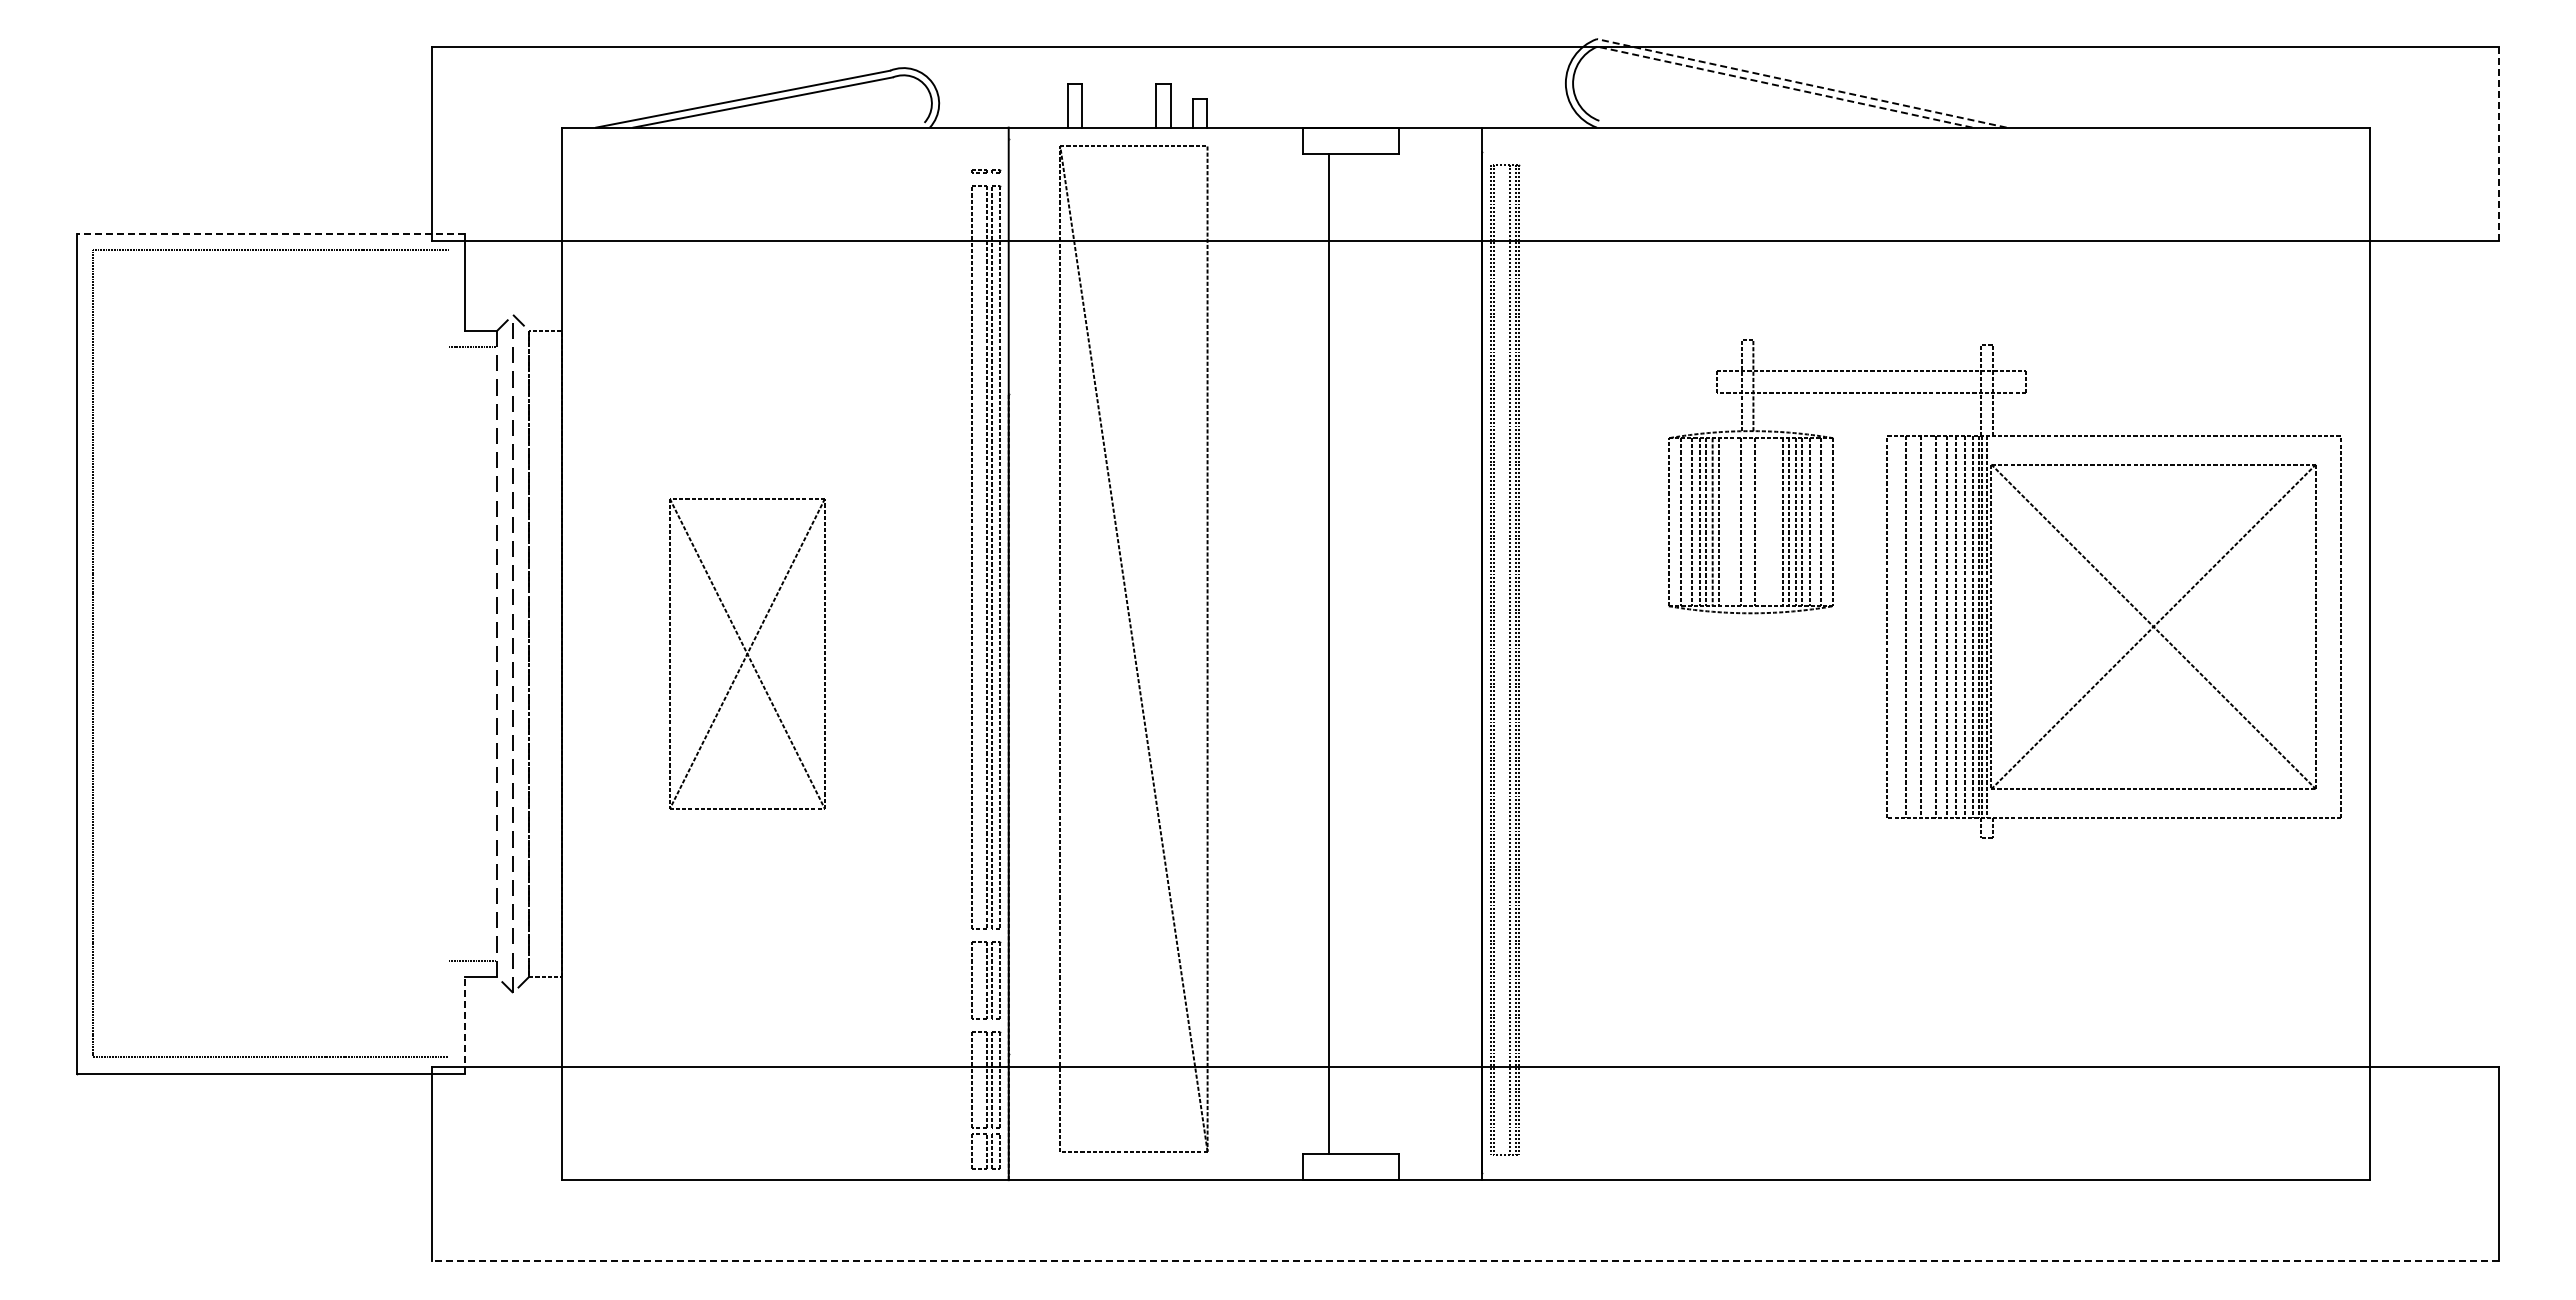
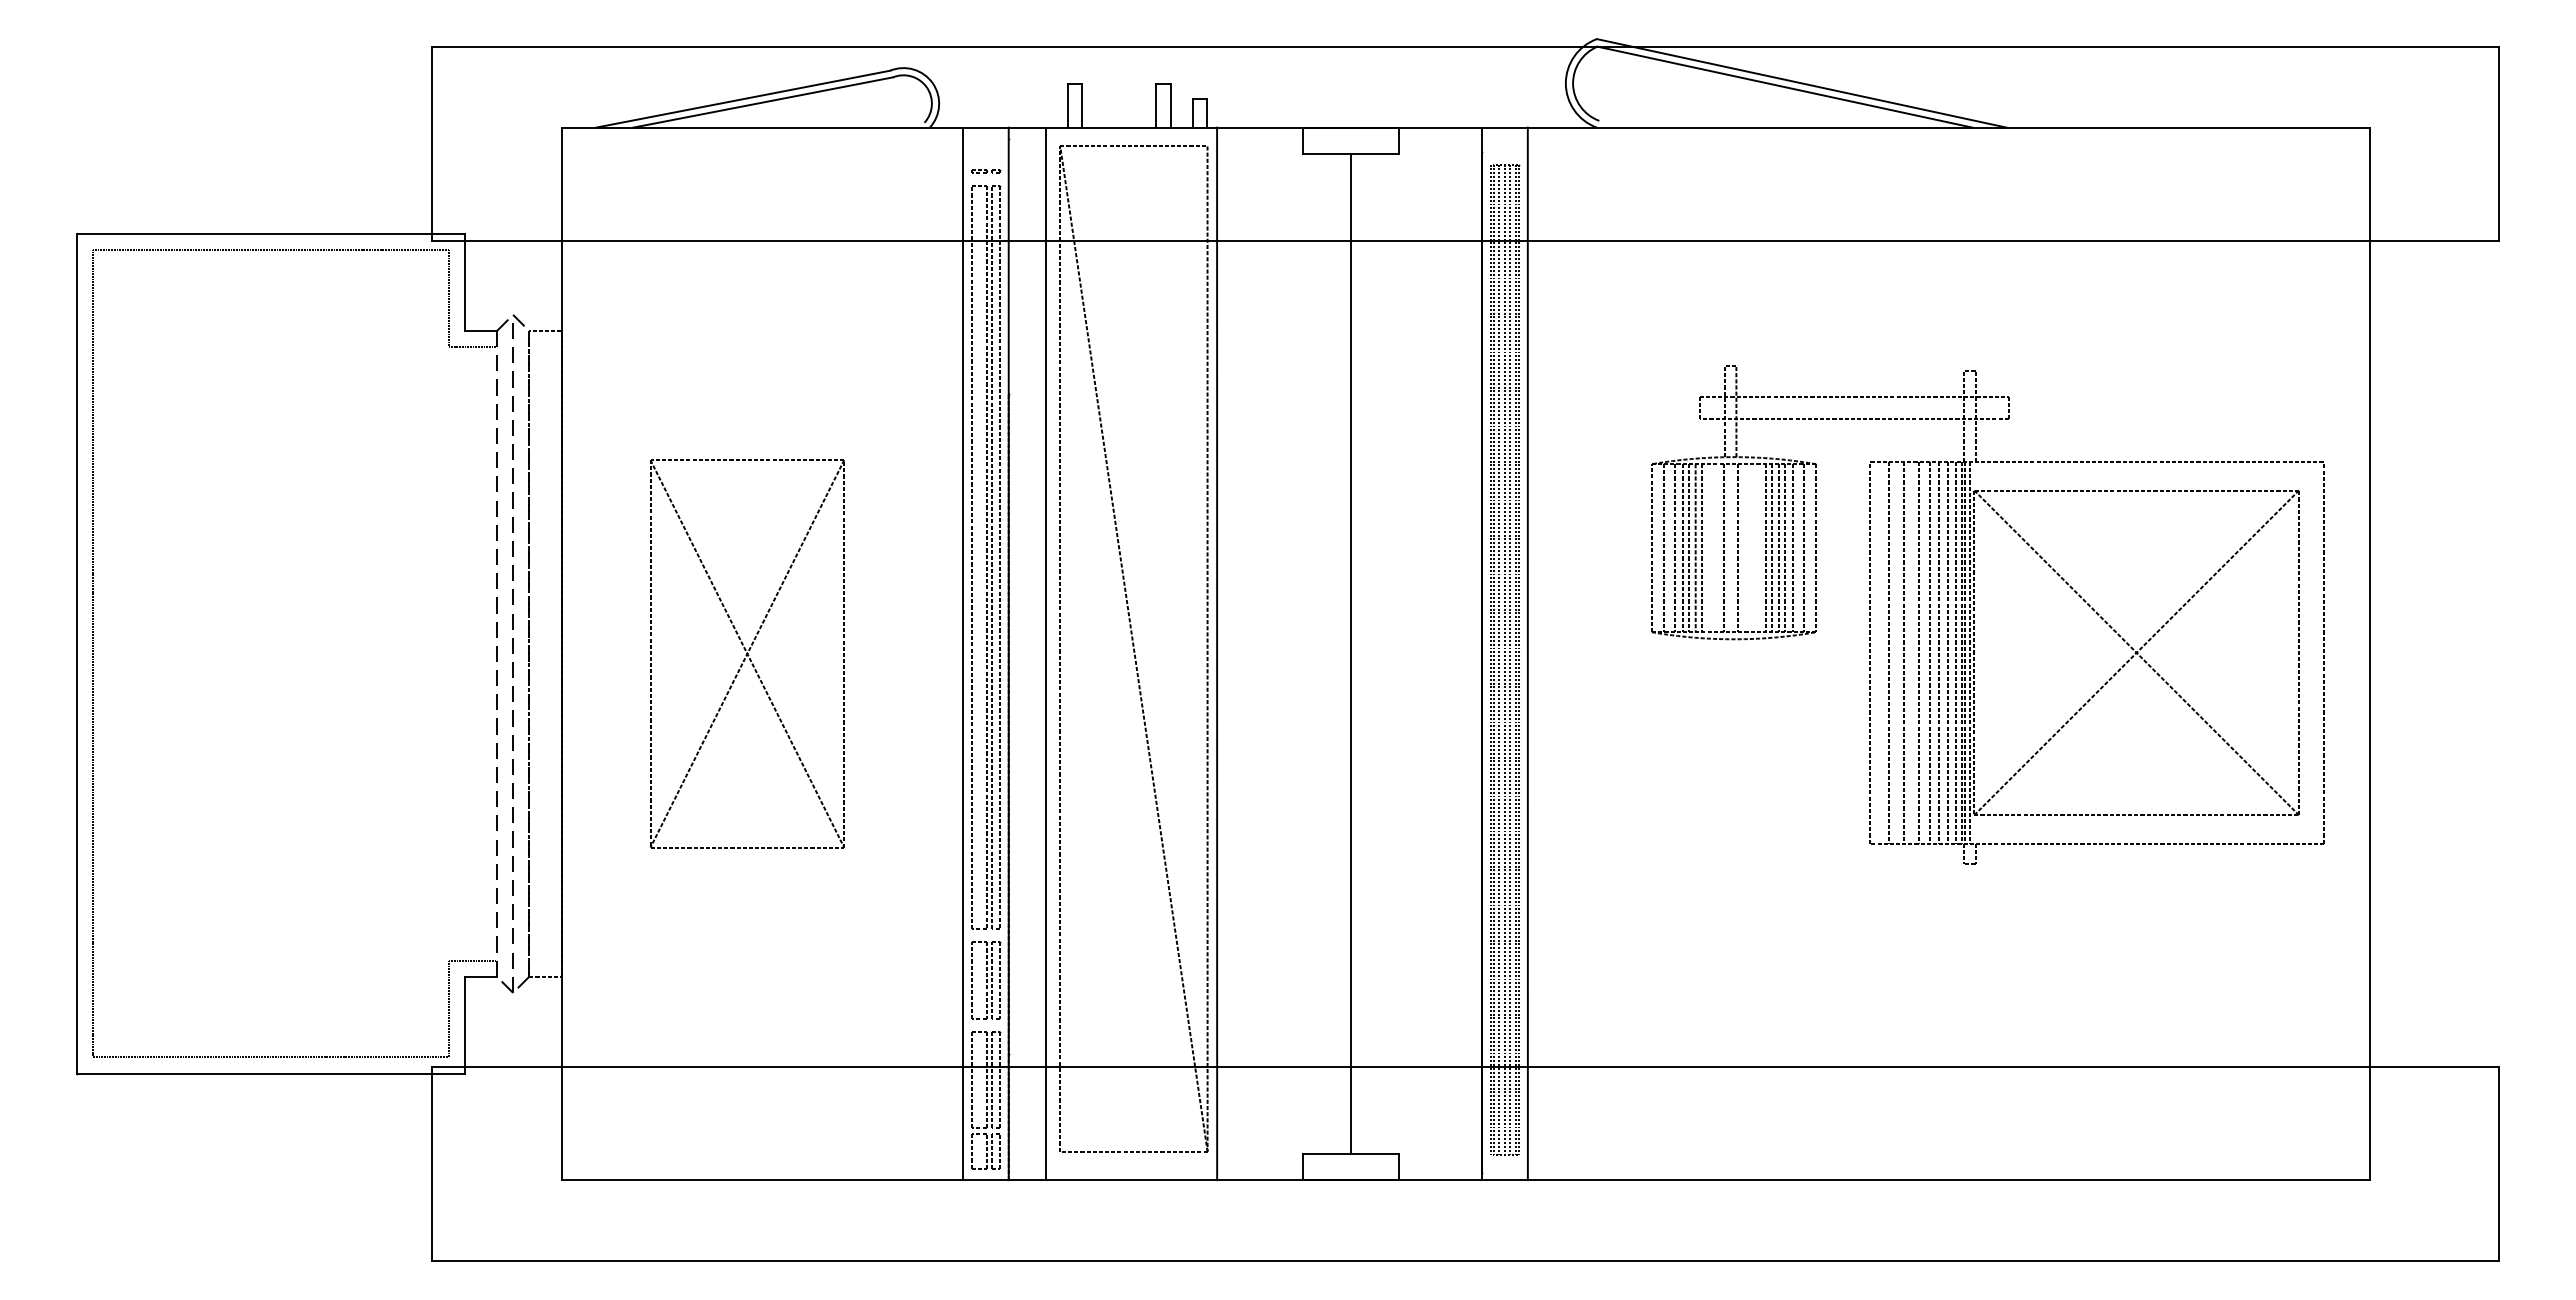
line: dashed -> solid (1801, 83)
line: dashed -> solid (1784, 87)
line: dashed -> solid (2498, 143)
line: dashed -> solid (270, 234)
line: none -> present (448, 298)
part position: (1991, 588) -> (1974, 614) (1974, 614)
part size: 157x312 px -> 195x390 px (747, 653)
line: none -> present (963, 653)
line: none -> present (1046, 653)
line: none -> present (1217, 653)
line position: (1329, 653) -> (1351, 653) (1351, 653)
line: none -> present (1527, 653)
line: none -> present (1499, 659)
line: none -> present (1504, 659)
line: none -> present (448, 1008)
line: dashed -> solid (464, 1024)
line: dashed -> solid (1465, 1260)
